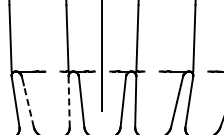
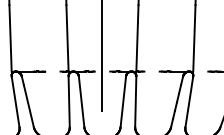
line: dashed -> solid (69, 102)
line: dashed -> solid (28, 106)
